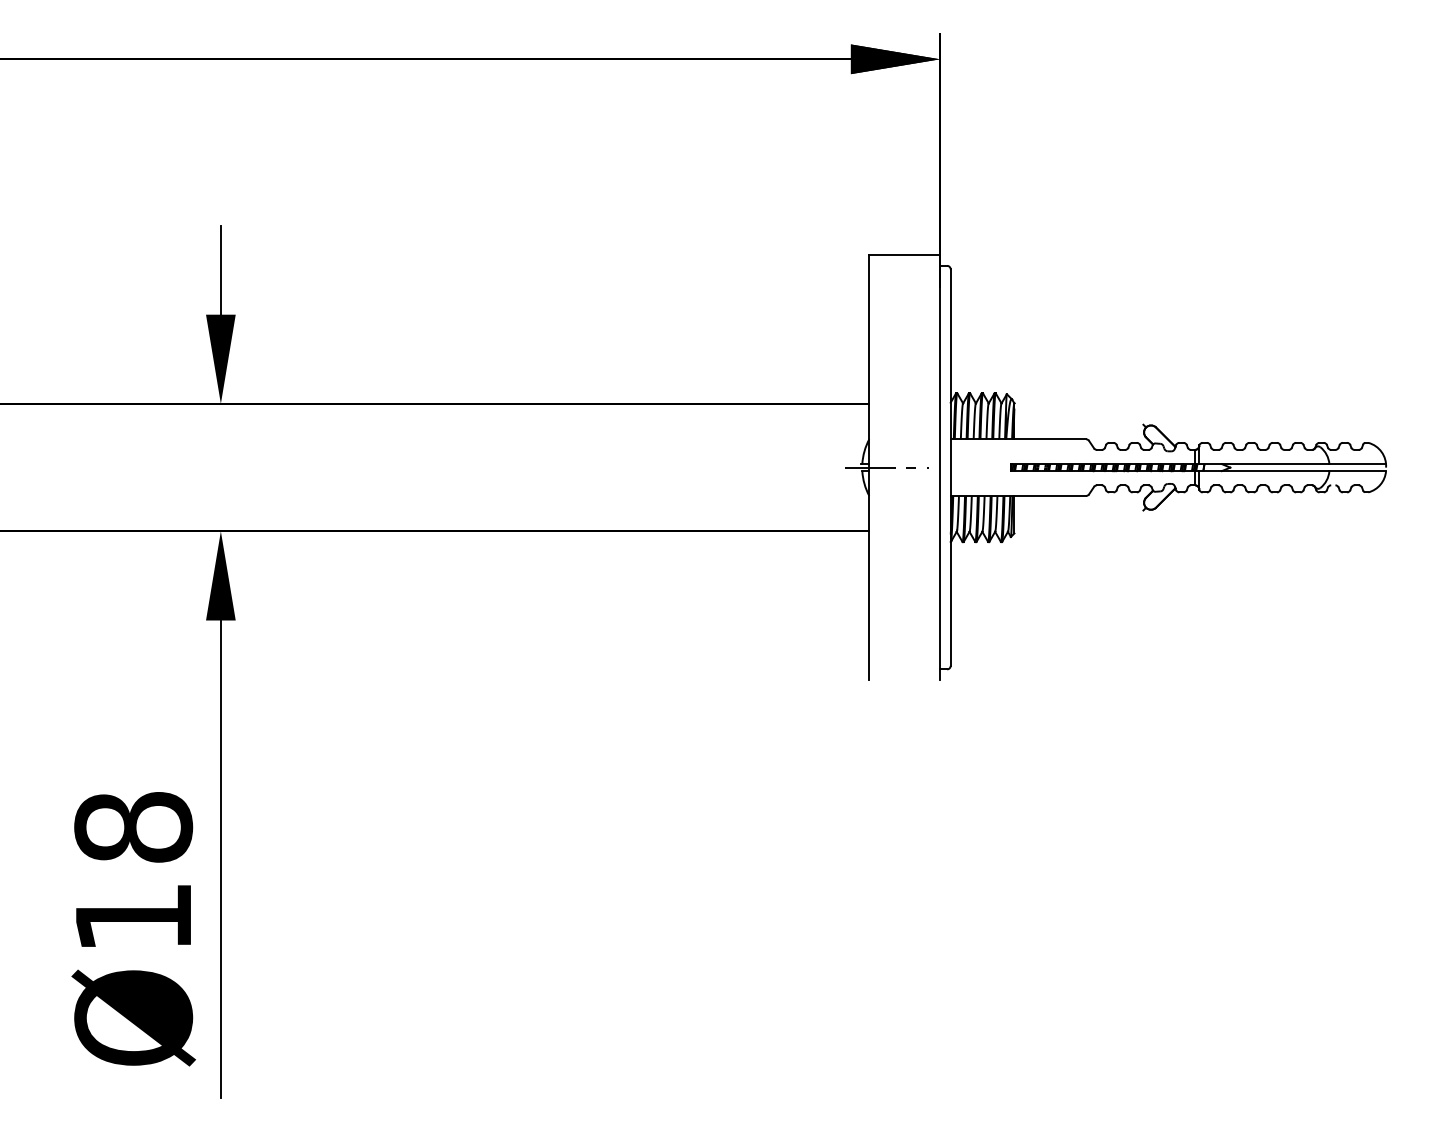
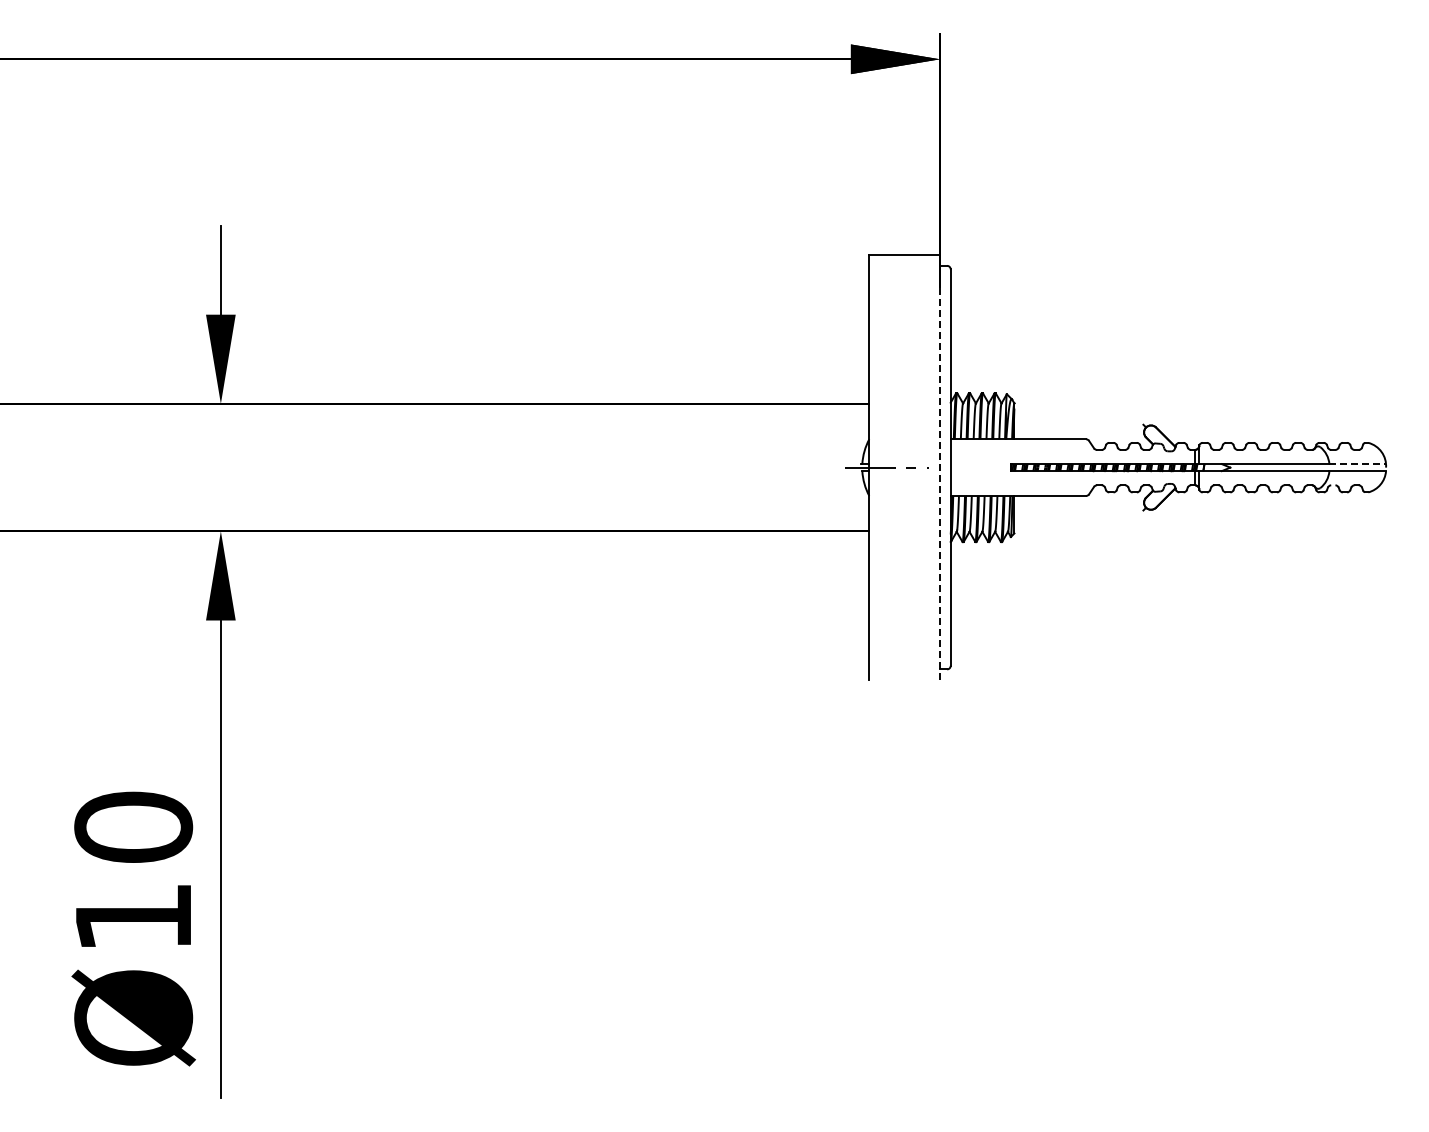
line: solid -> dashed (1358, 464)
line: solid -> dashed (940, 467)
text: Ø18 -> Ø10 (133, 826)
